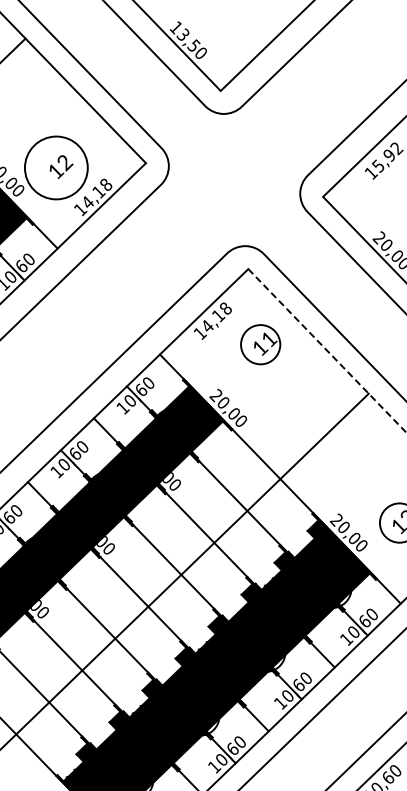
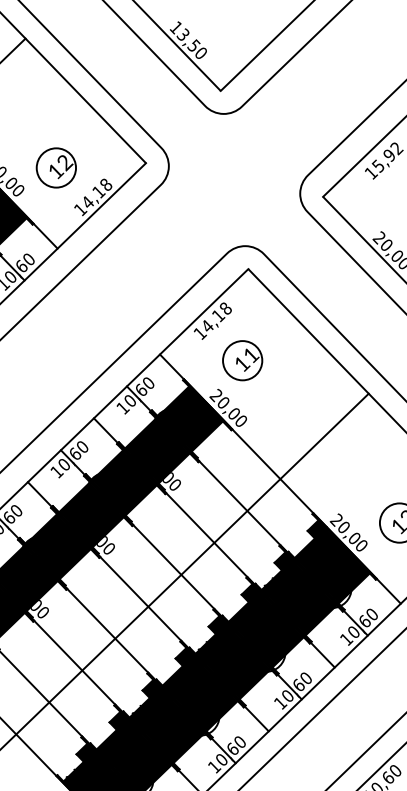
circle diameter: 63 px -> 39 px (56, 167)
part position: (260, 344) -> (242, 360) (242, 360)
line: dashed -> solid (327, 350)
